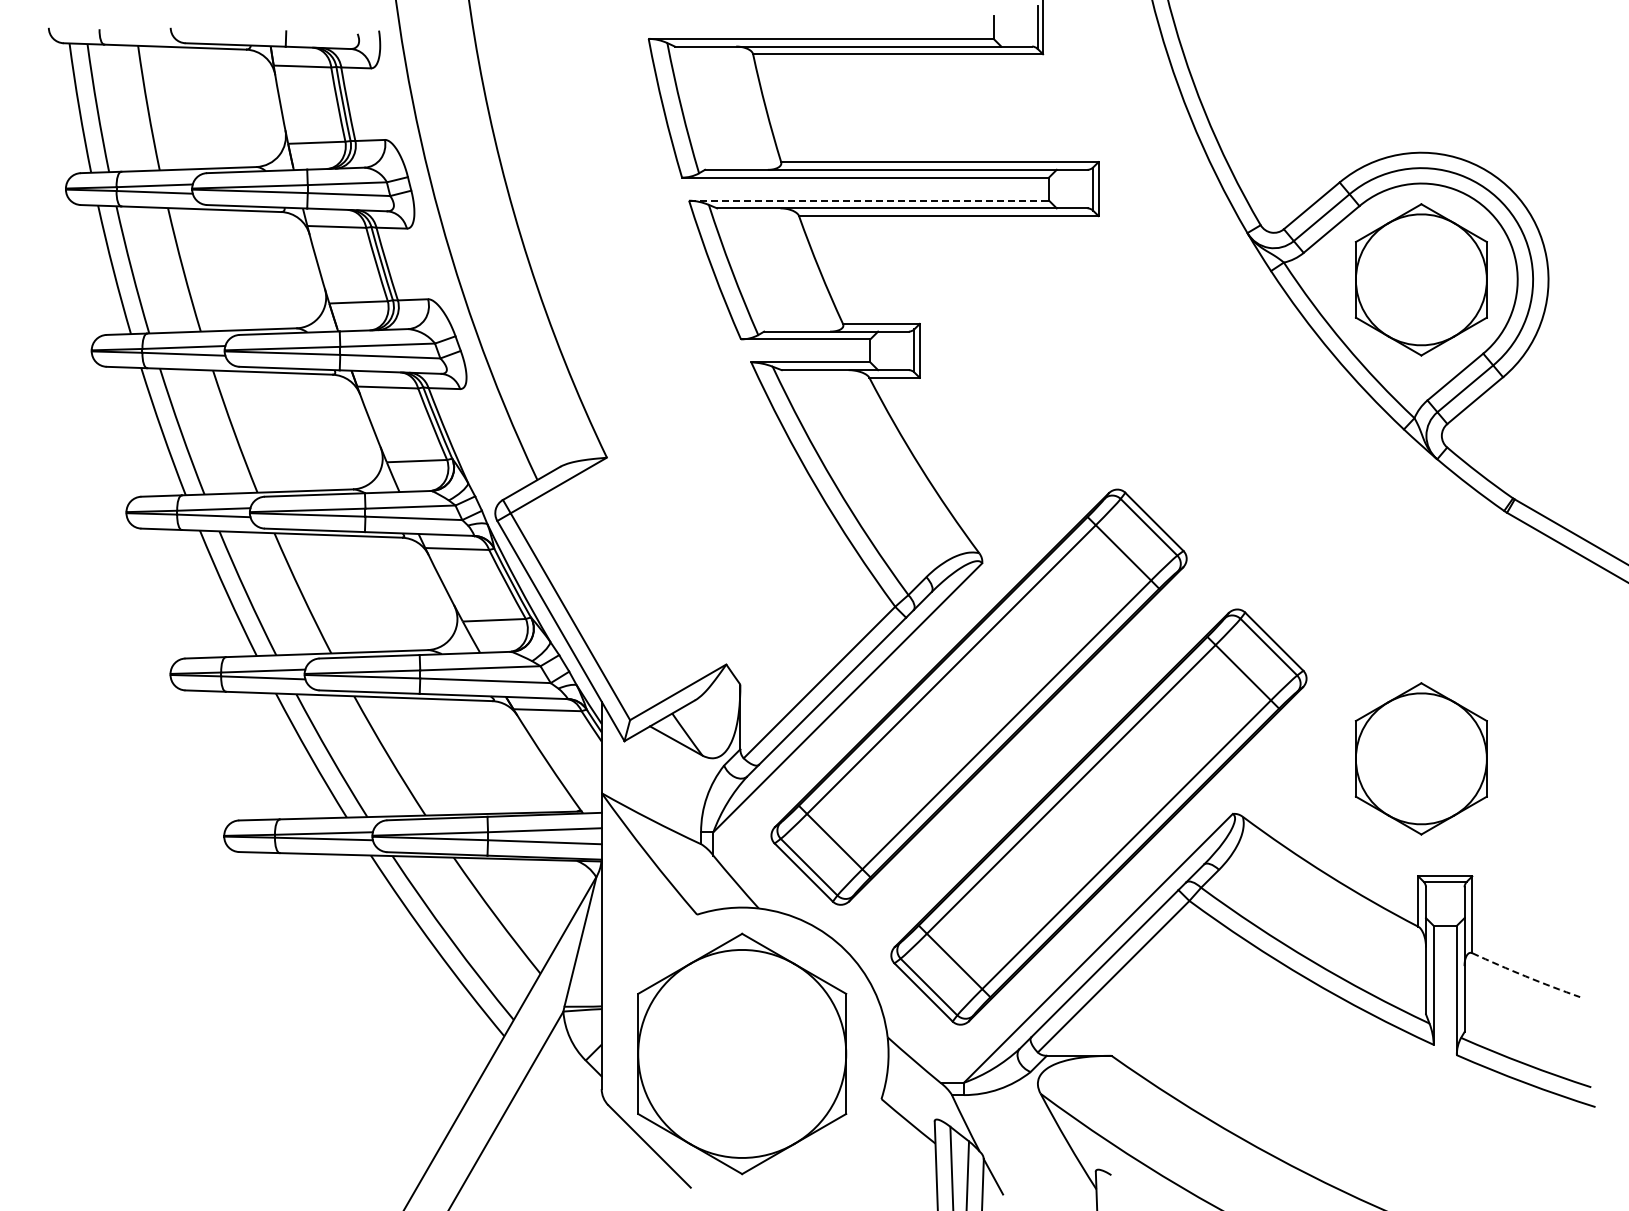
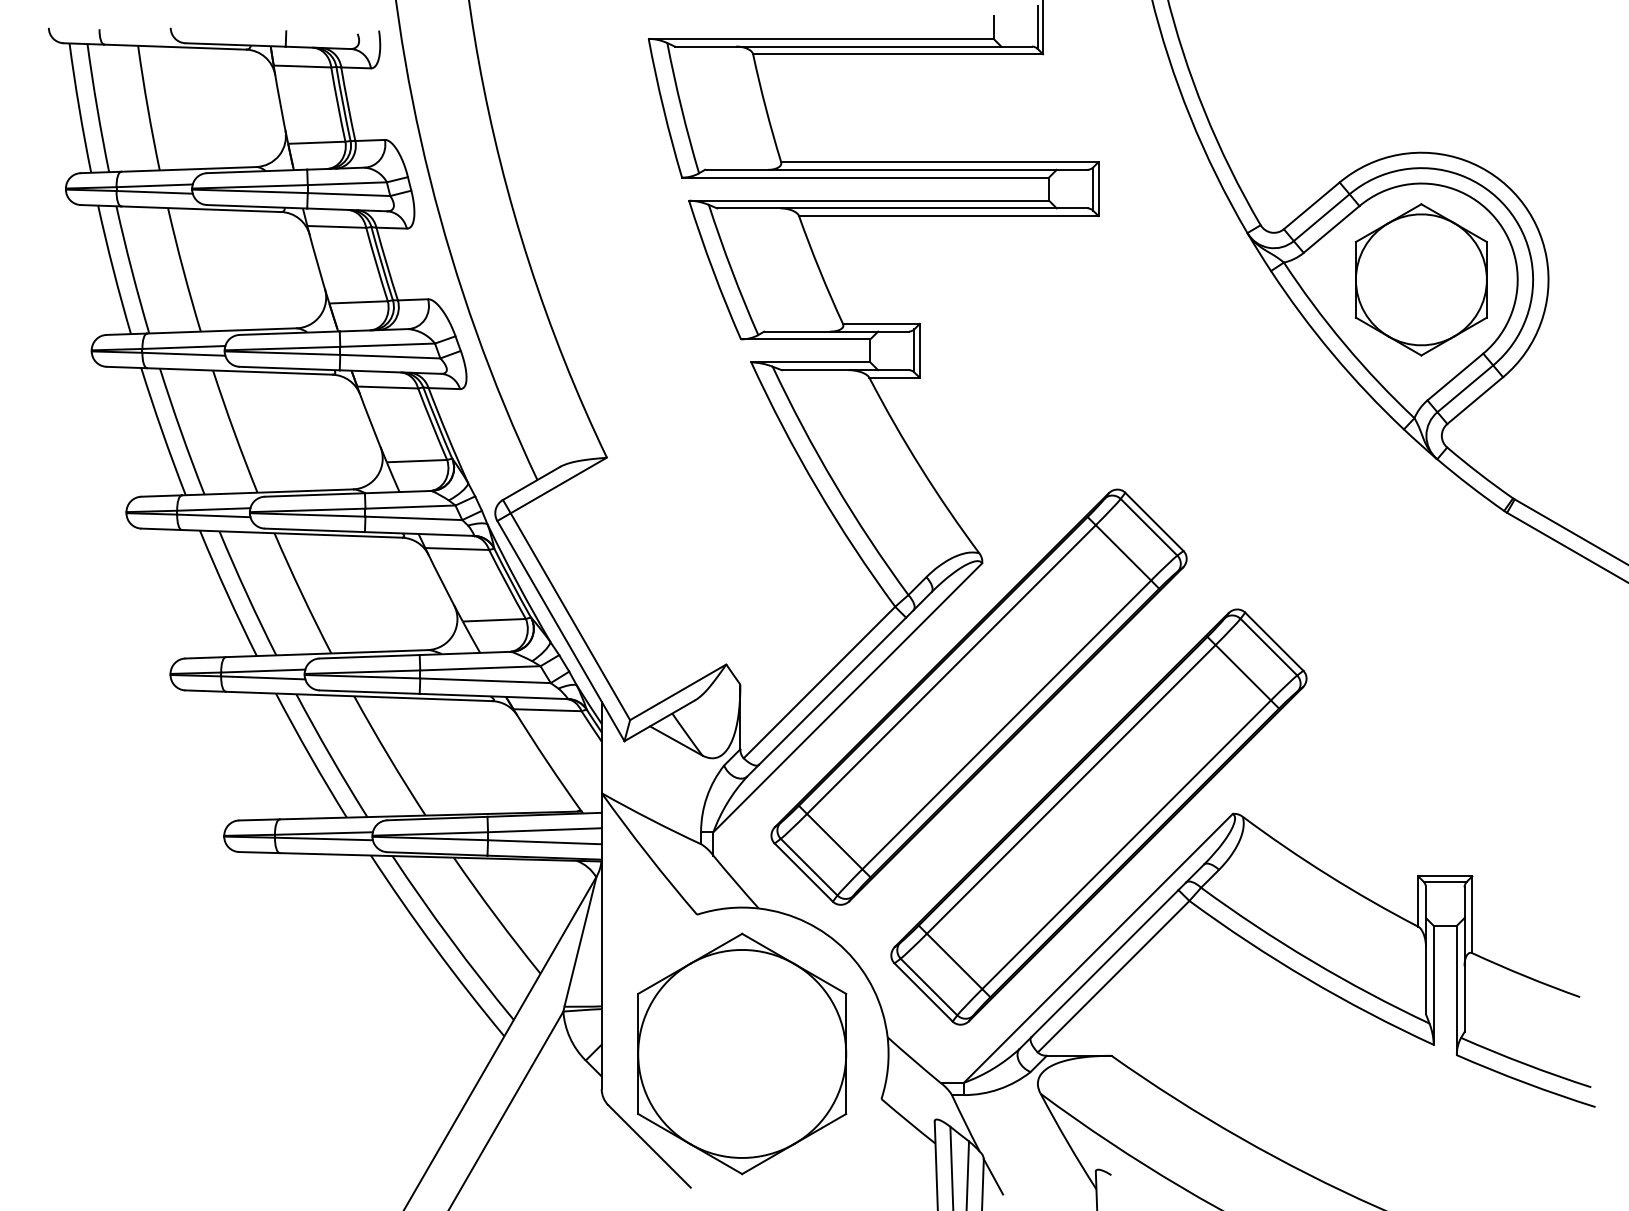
line: dashed -> solid (869, 200)
part: present -> none (1420, 758)
arc: dashed -> solid (1525, 976)
